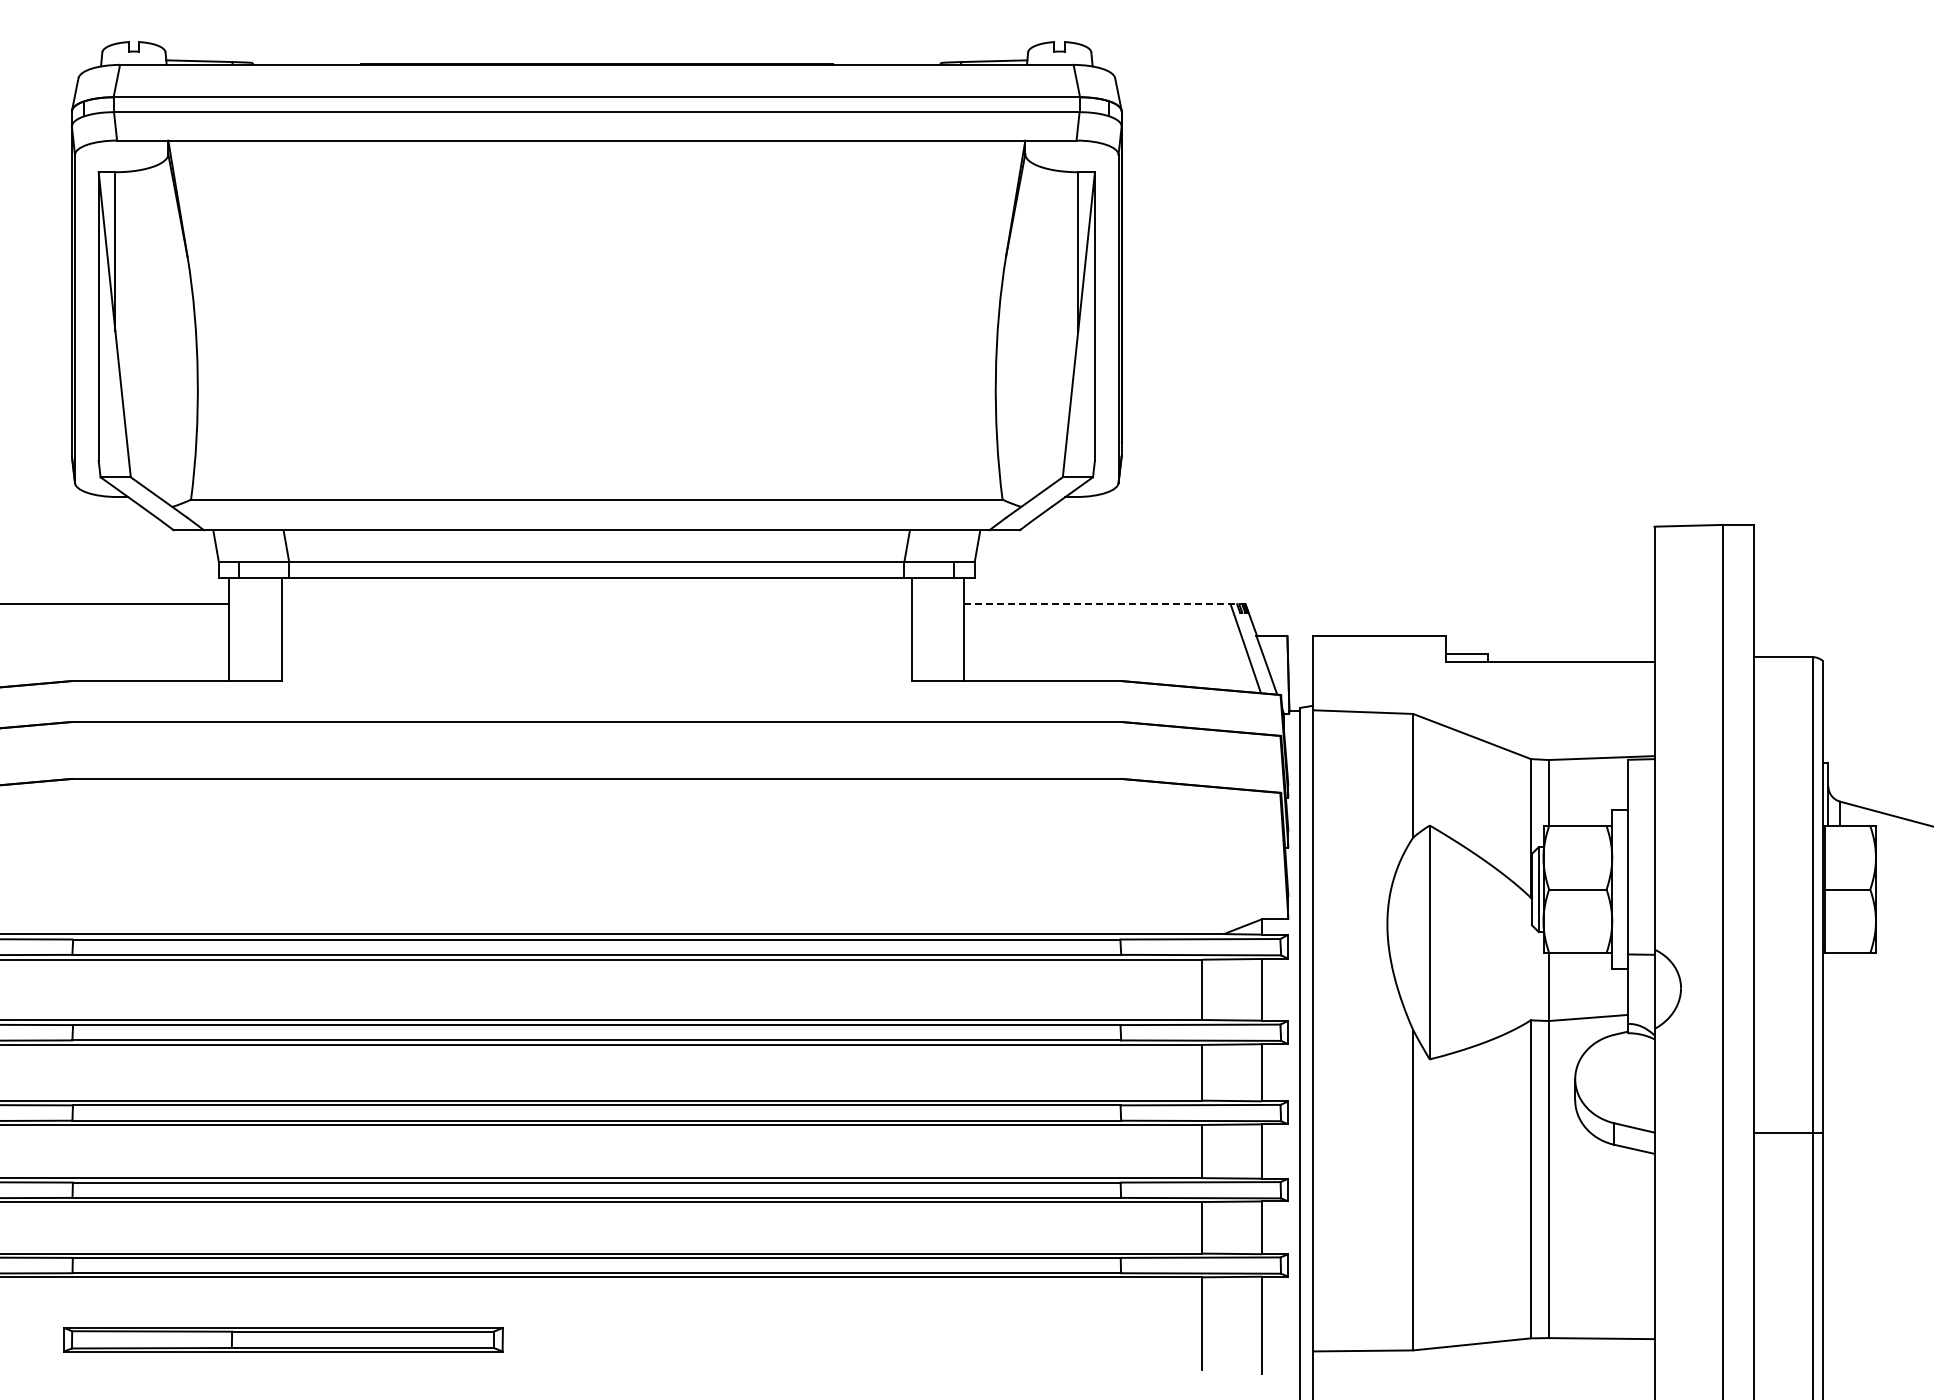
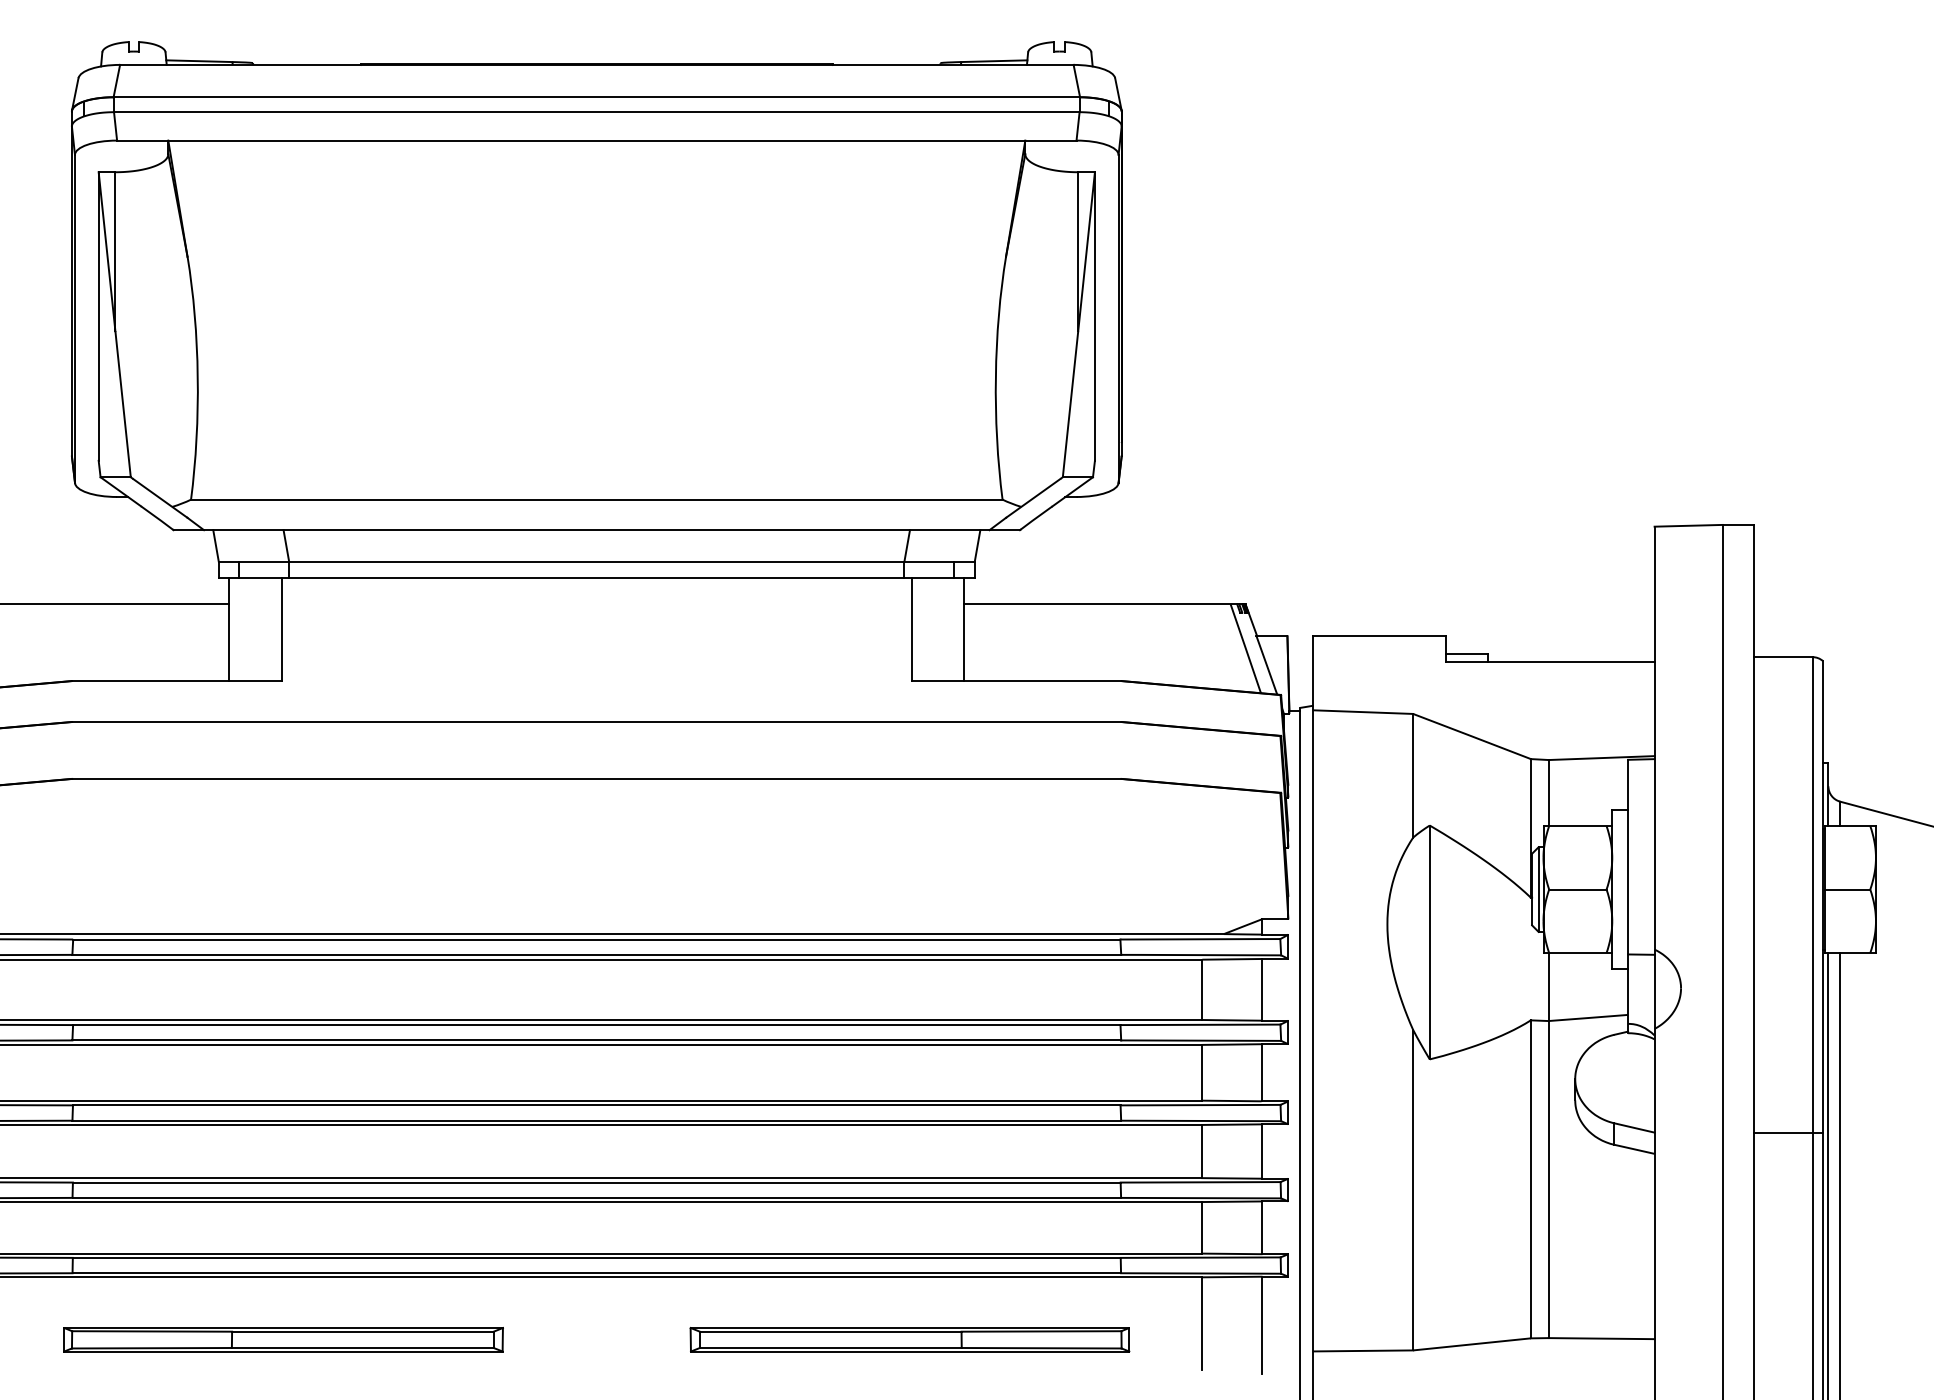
line: dashed -> solid (1105, 604)
line: none -> present (1828, 1174)
line: none -> present (1840, 1174)
part: none -> present (909, 1339)
